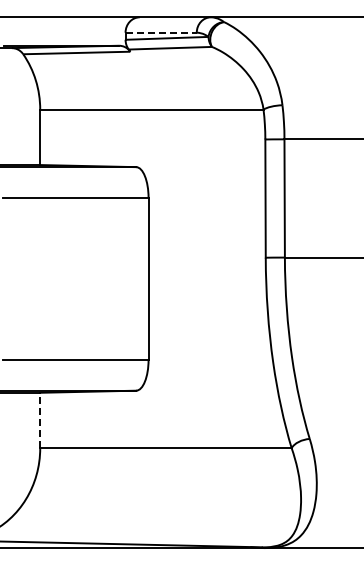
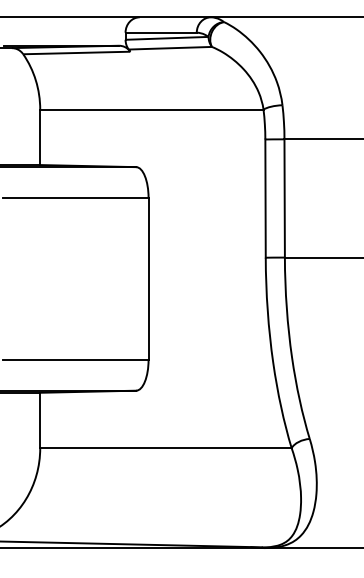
line: dashed -> solid (161, 32)
line: dashed -> solid (40, 420)
